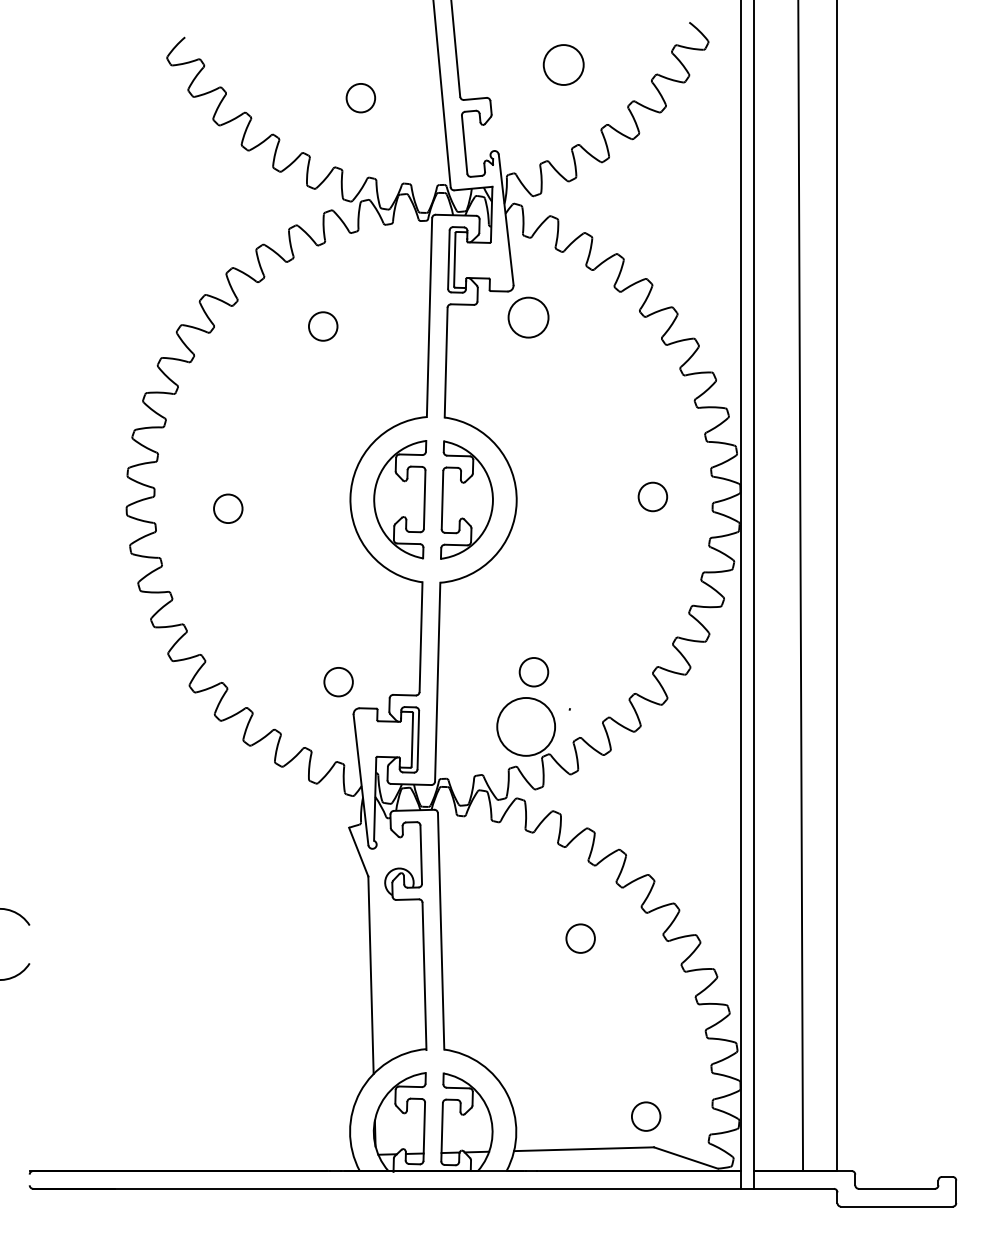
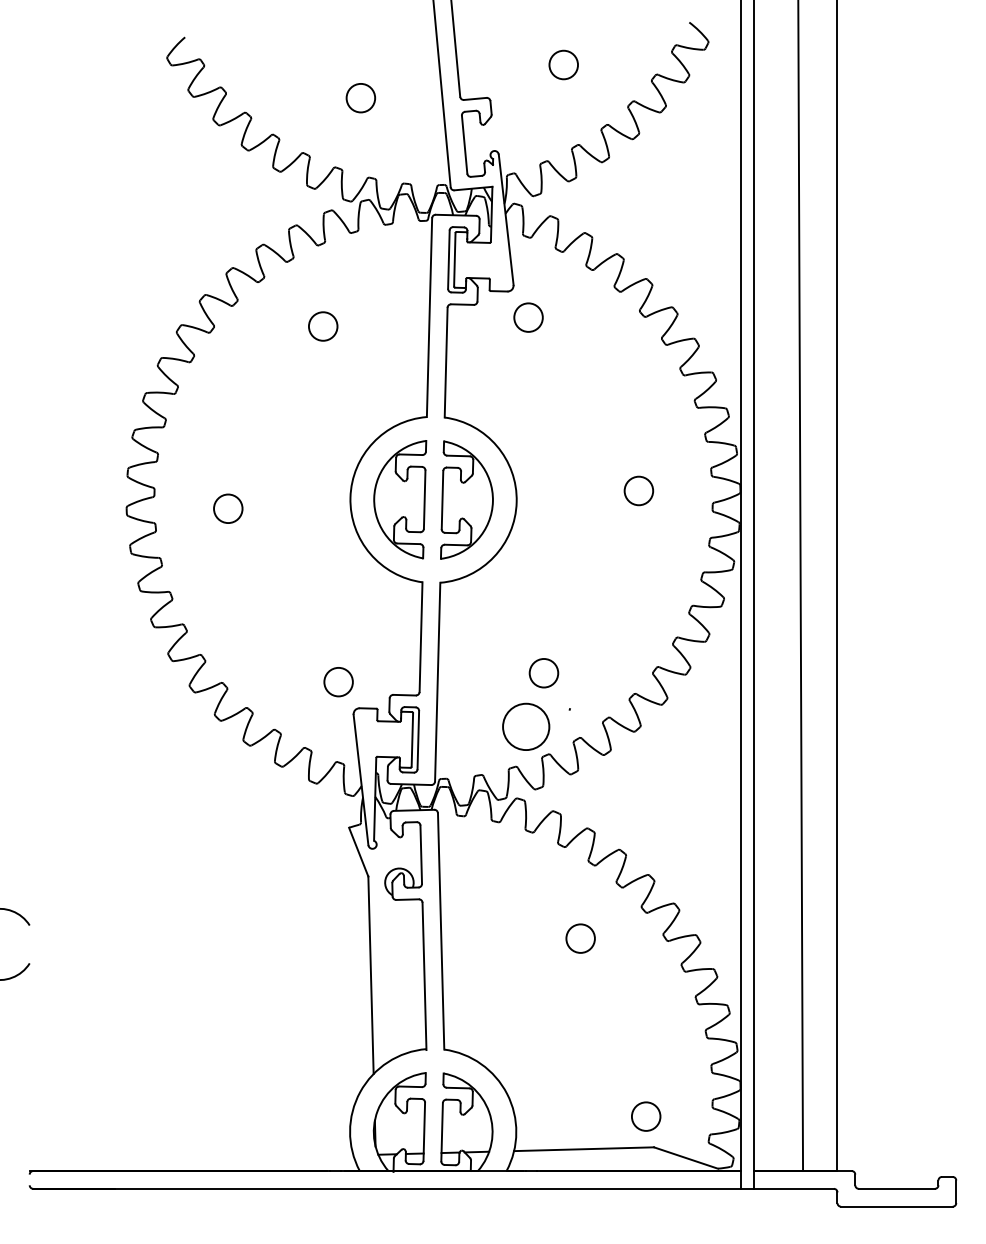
circle diameter: 40 px -> 29 px (563, 64)
circle diameter: 40 px -> 29 px (528, 317)
circle position: (652, 496) -> (638, 490) (638, 490)
circle position: (533, 672) -> (543, 673) (543, 673)
circle diameter: 58 px -> 46 px (526, 726)
